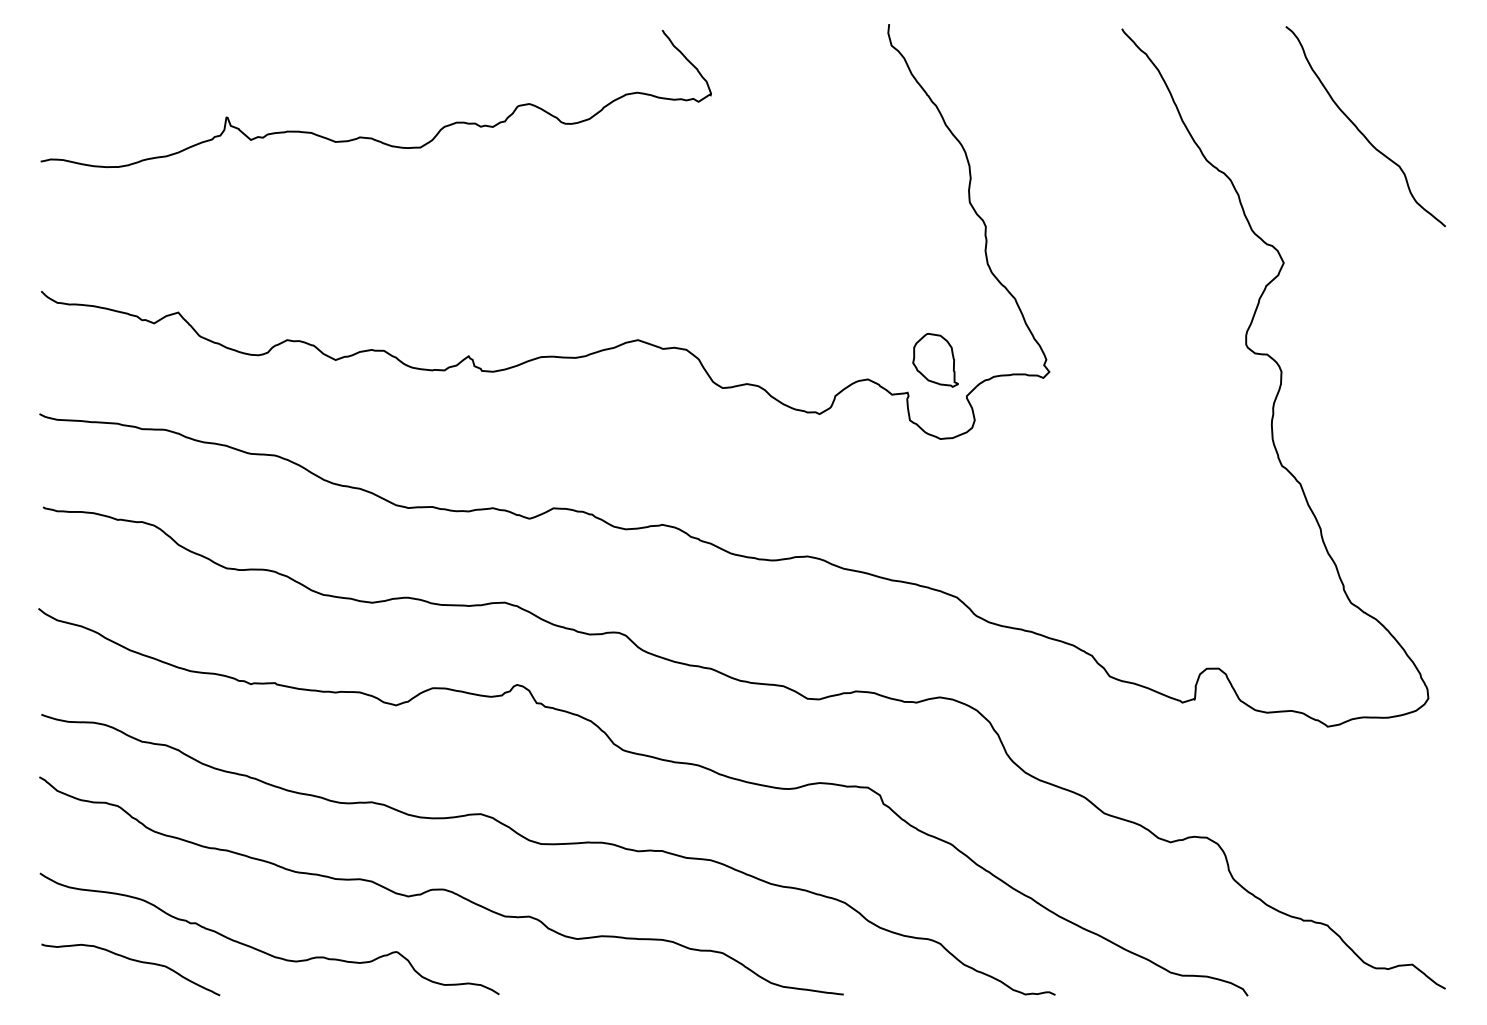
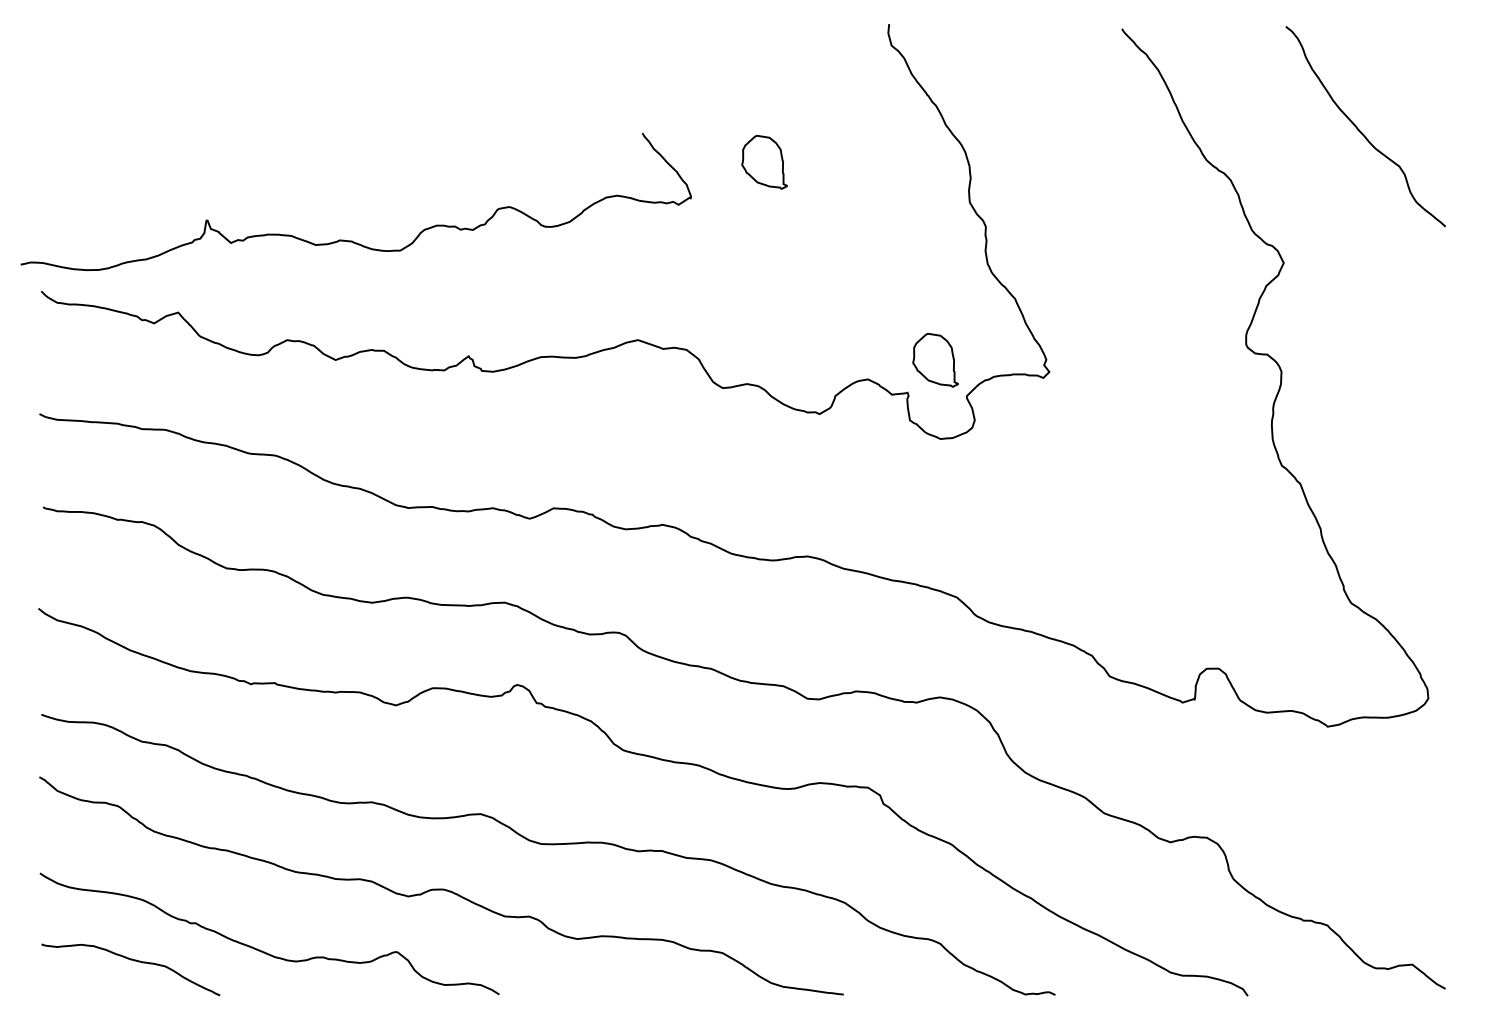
curve position: (372, 137) -> (352, 240) (352, 240)
part: none -> present (764, 162)
